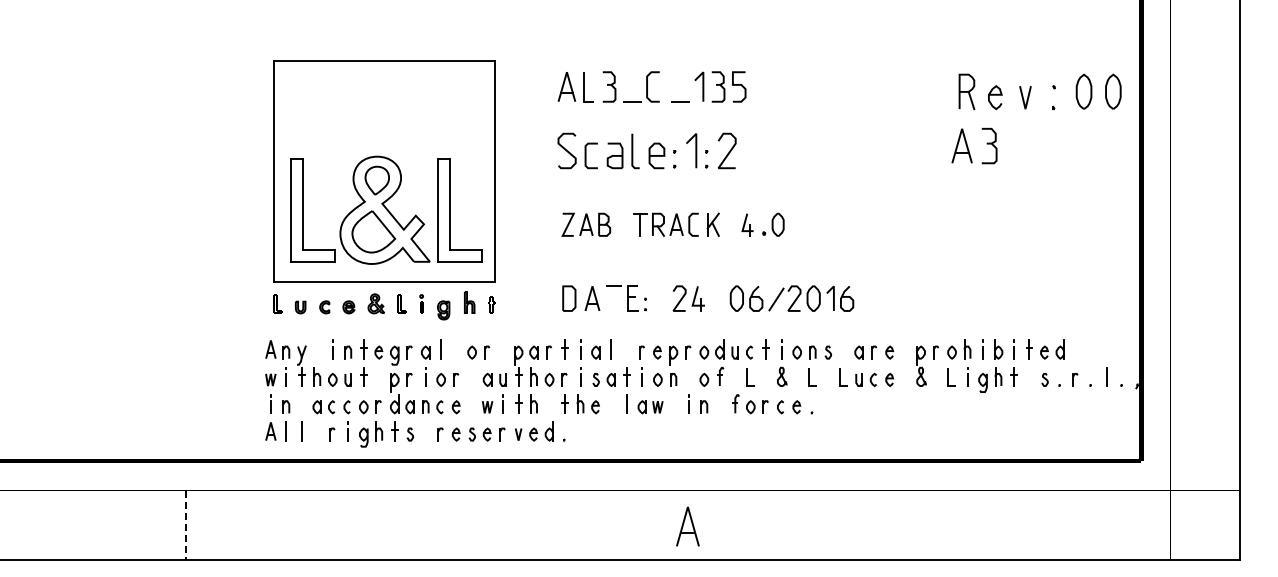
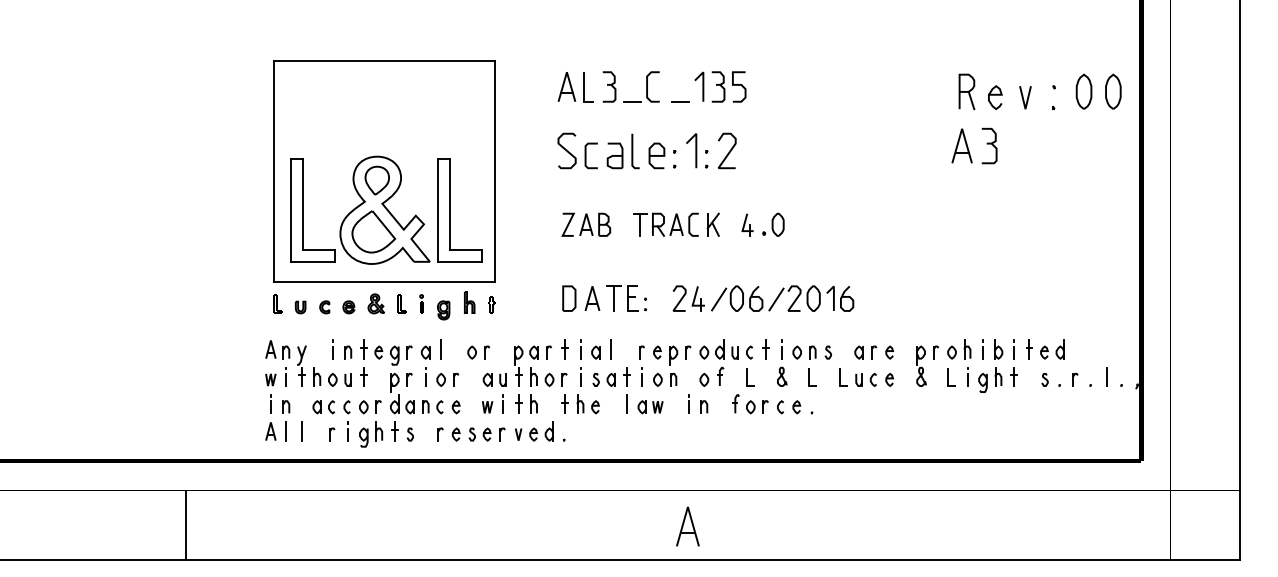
line: none -> present (613, 298)
line: none -> present (719, 299)
line: dashed -> solid (186, 525)
